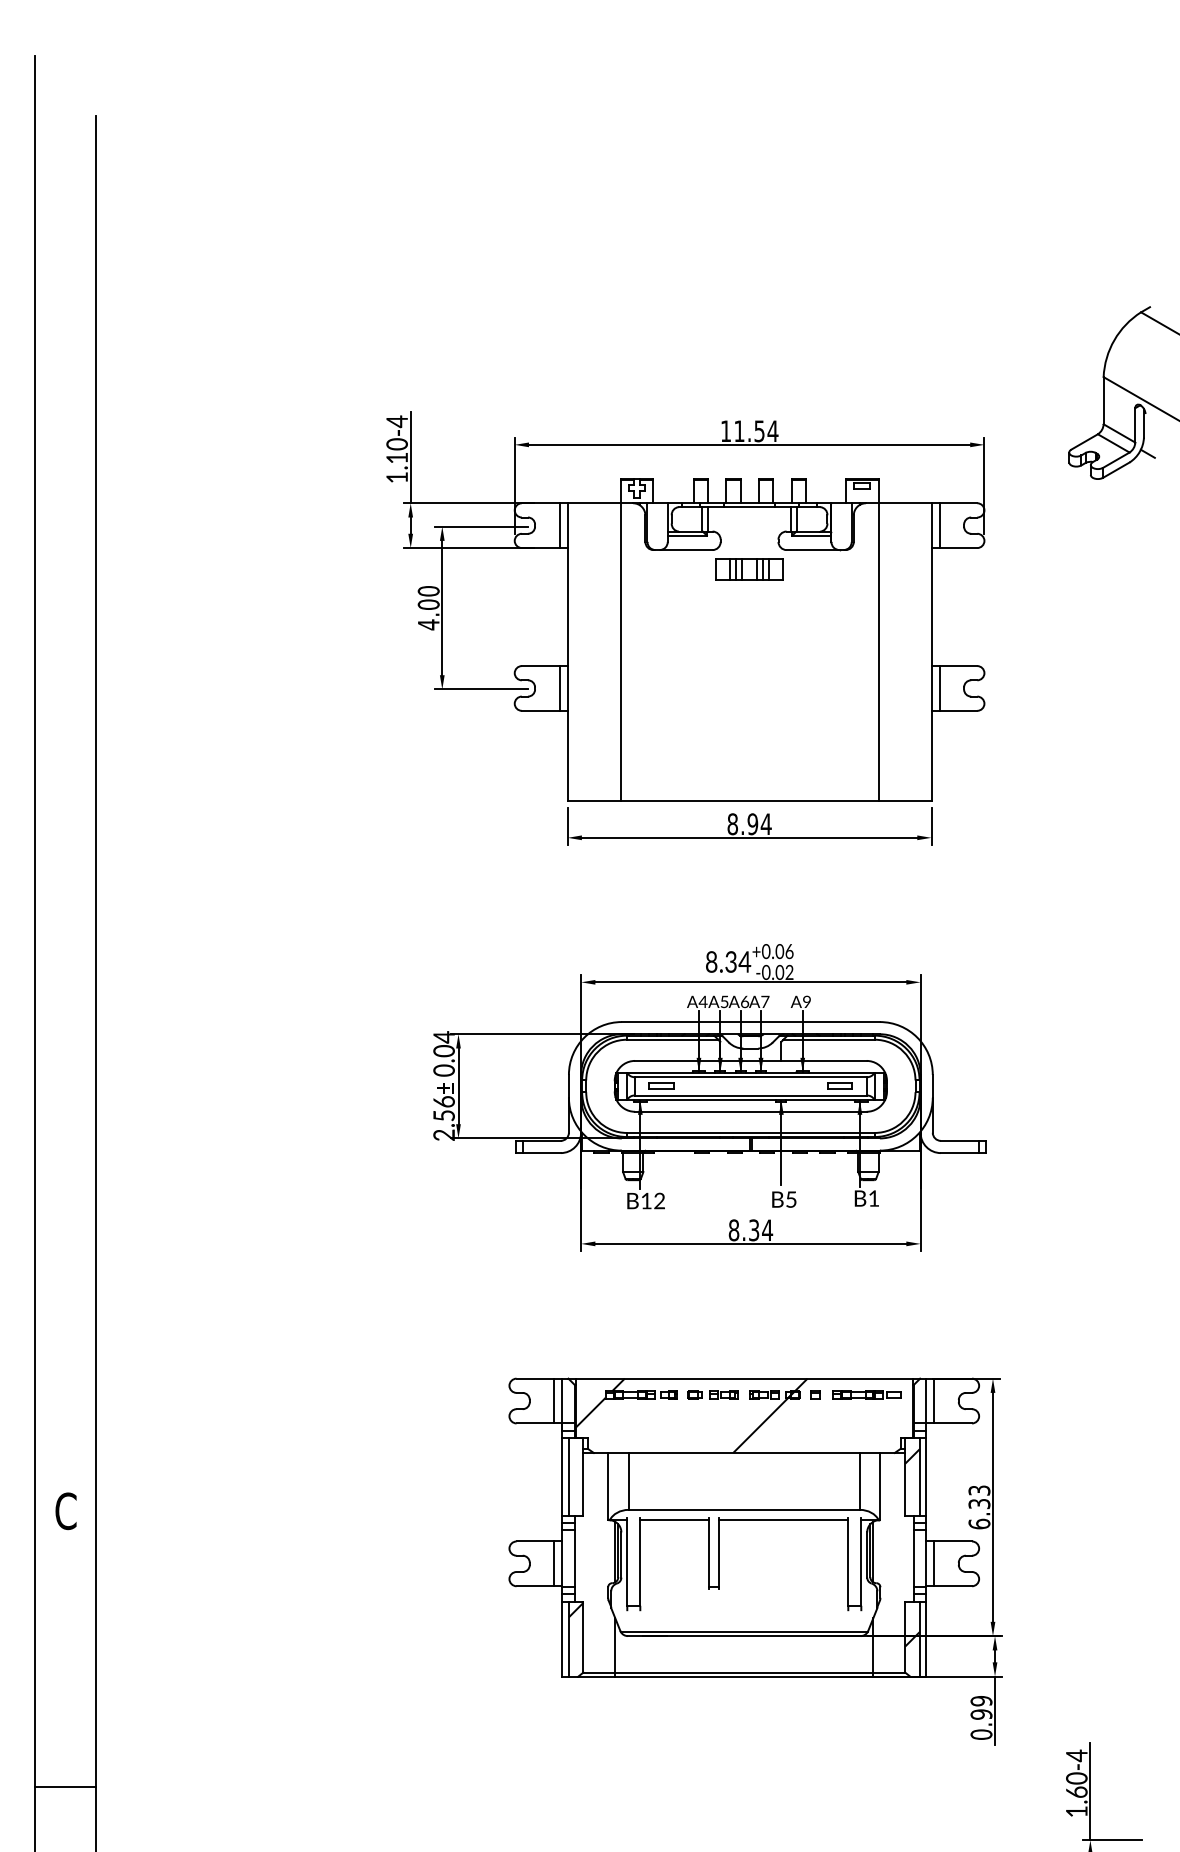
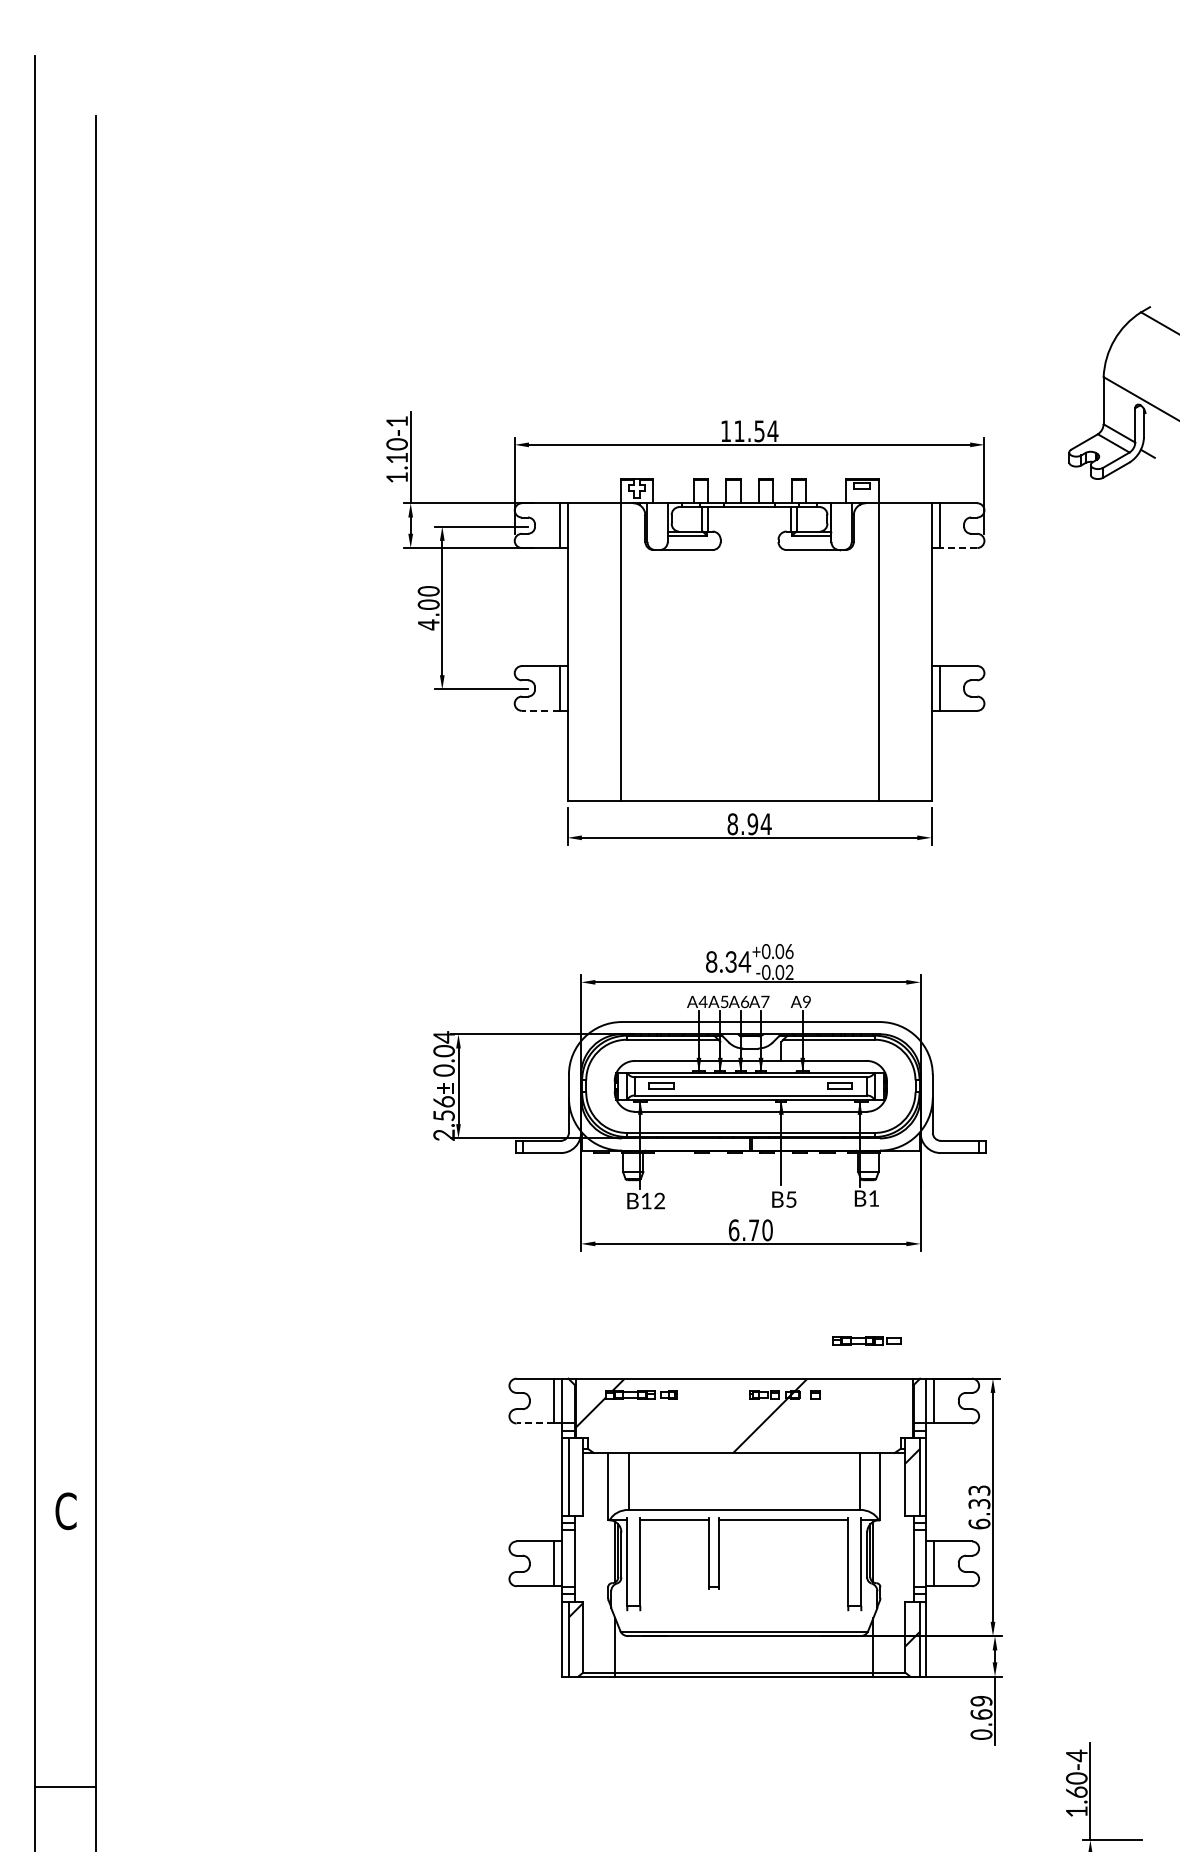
text: 1.10-4 -> 1.10-1 (396, 421)
line: solid -> dashed (958, 548)
part: present -> none (749, 569)
line: solid -> dashed (540, 710)
text: 8.34 -> 6.70 (750, 1230)
part: present -> none (712, 1394)
part position: (866, 1394) -> (866, 1340) (866, 1340)
line: solid -> dashed (535, 1423)
text: 0.99 -> 0.69 (981, 1714)
